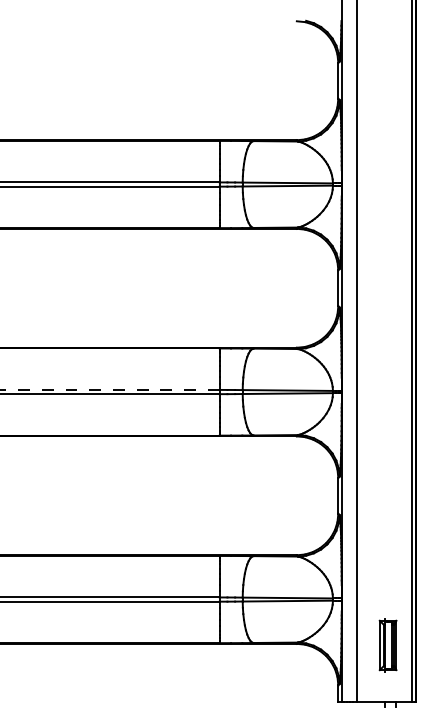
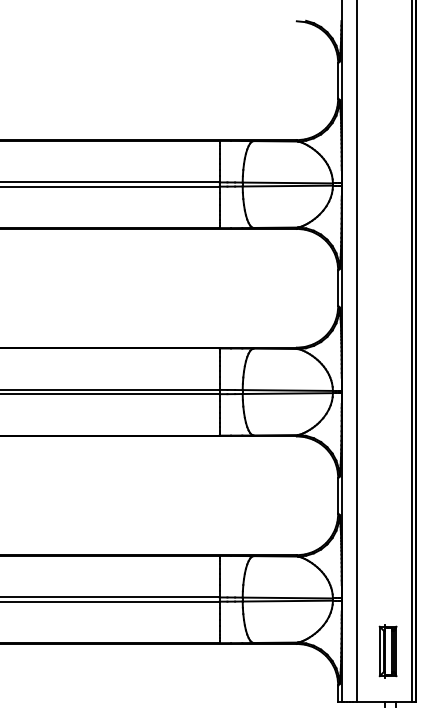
line: dashed -> solid (109, 389)
part position: (387, 645) -> (387, 651) (387, 651)
